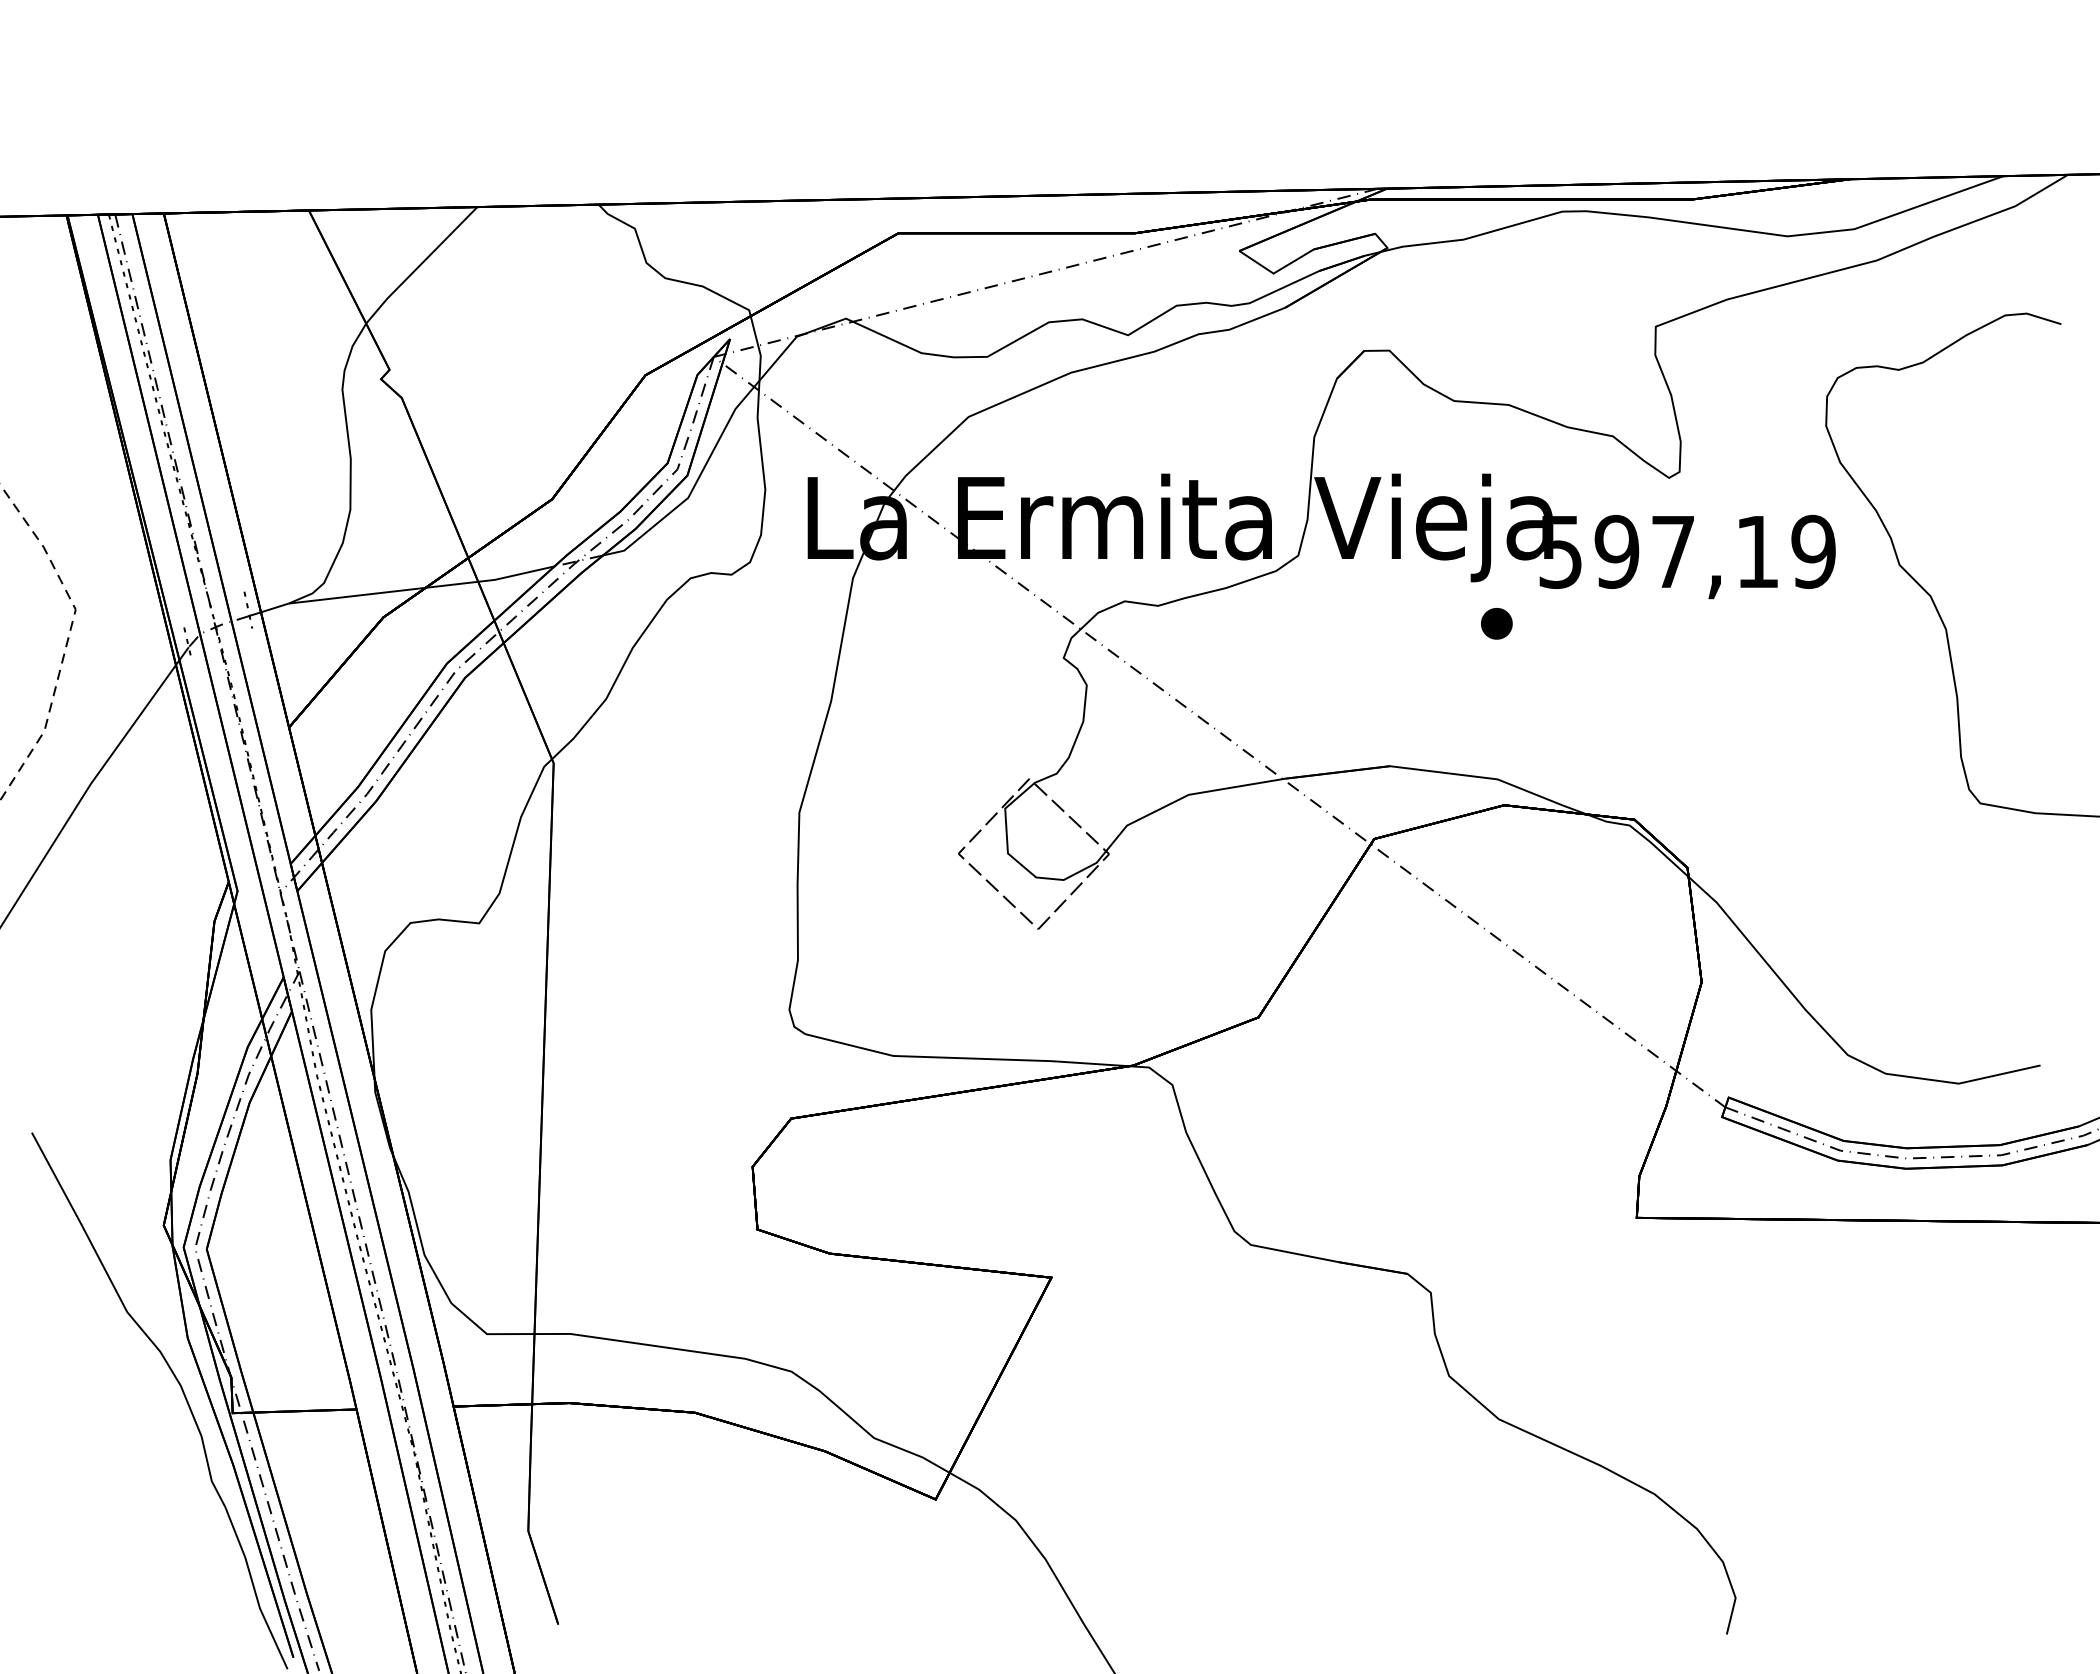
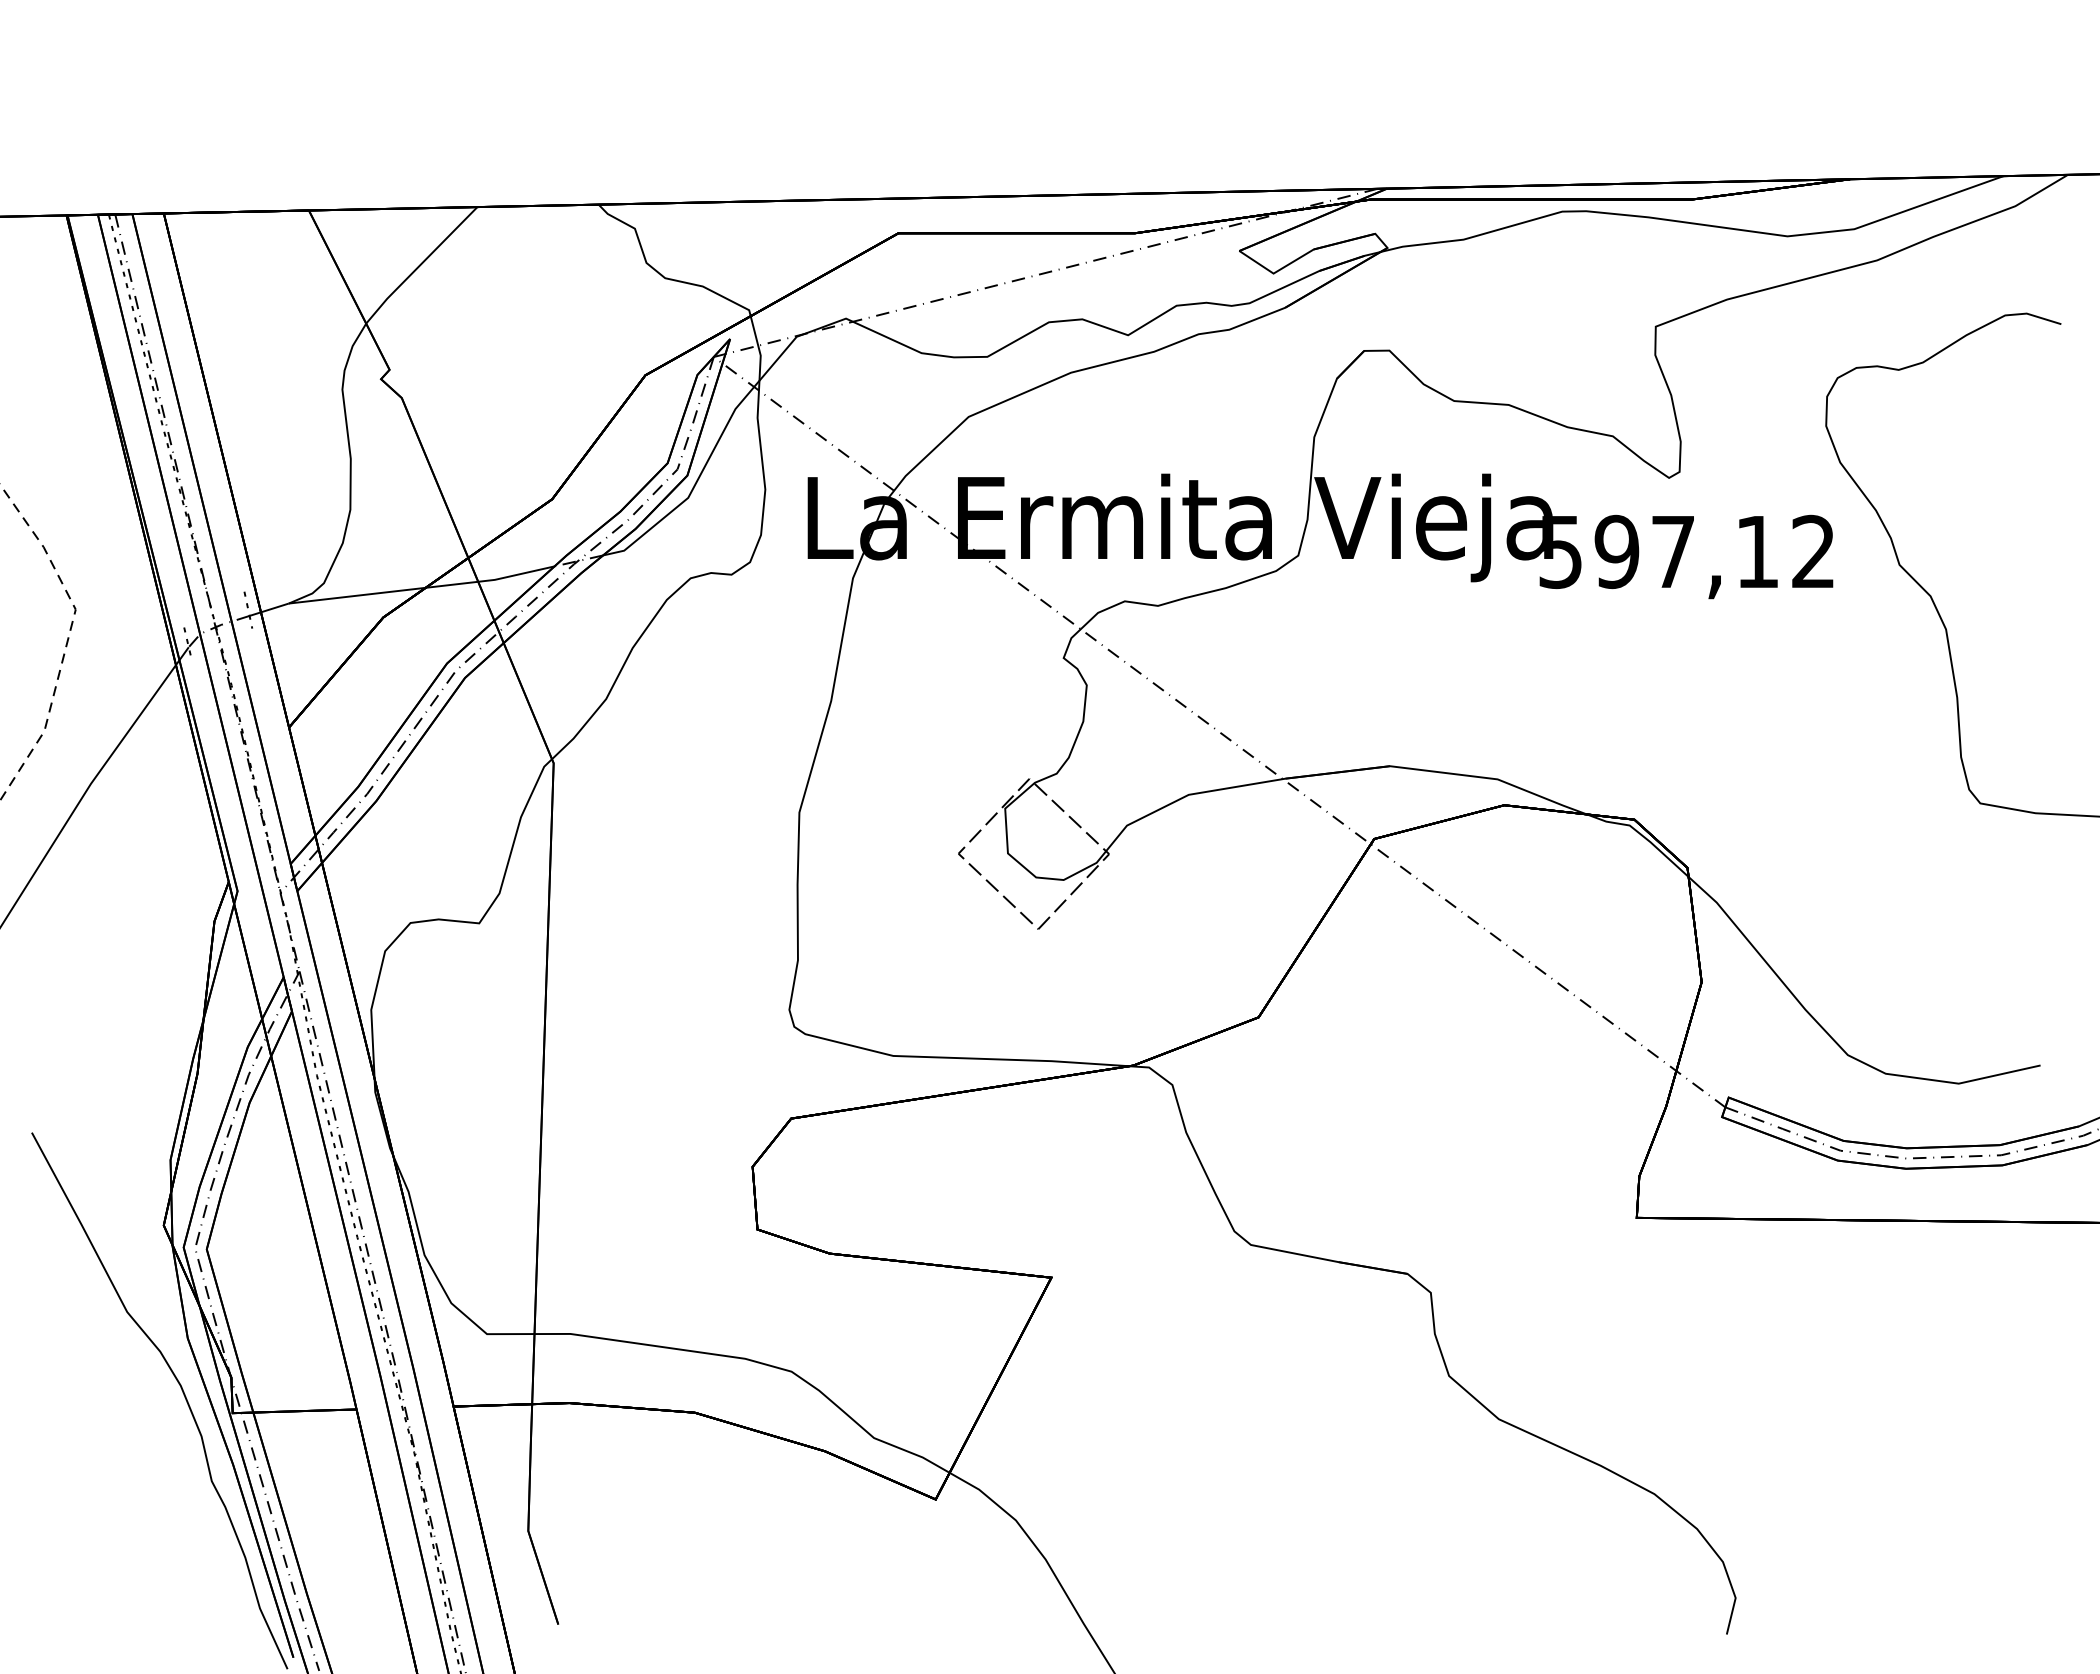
text: 597,19 -> 597,12 (1813, 551)
part: present -> none (1496, 623)
